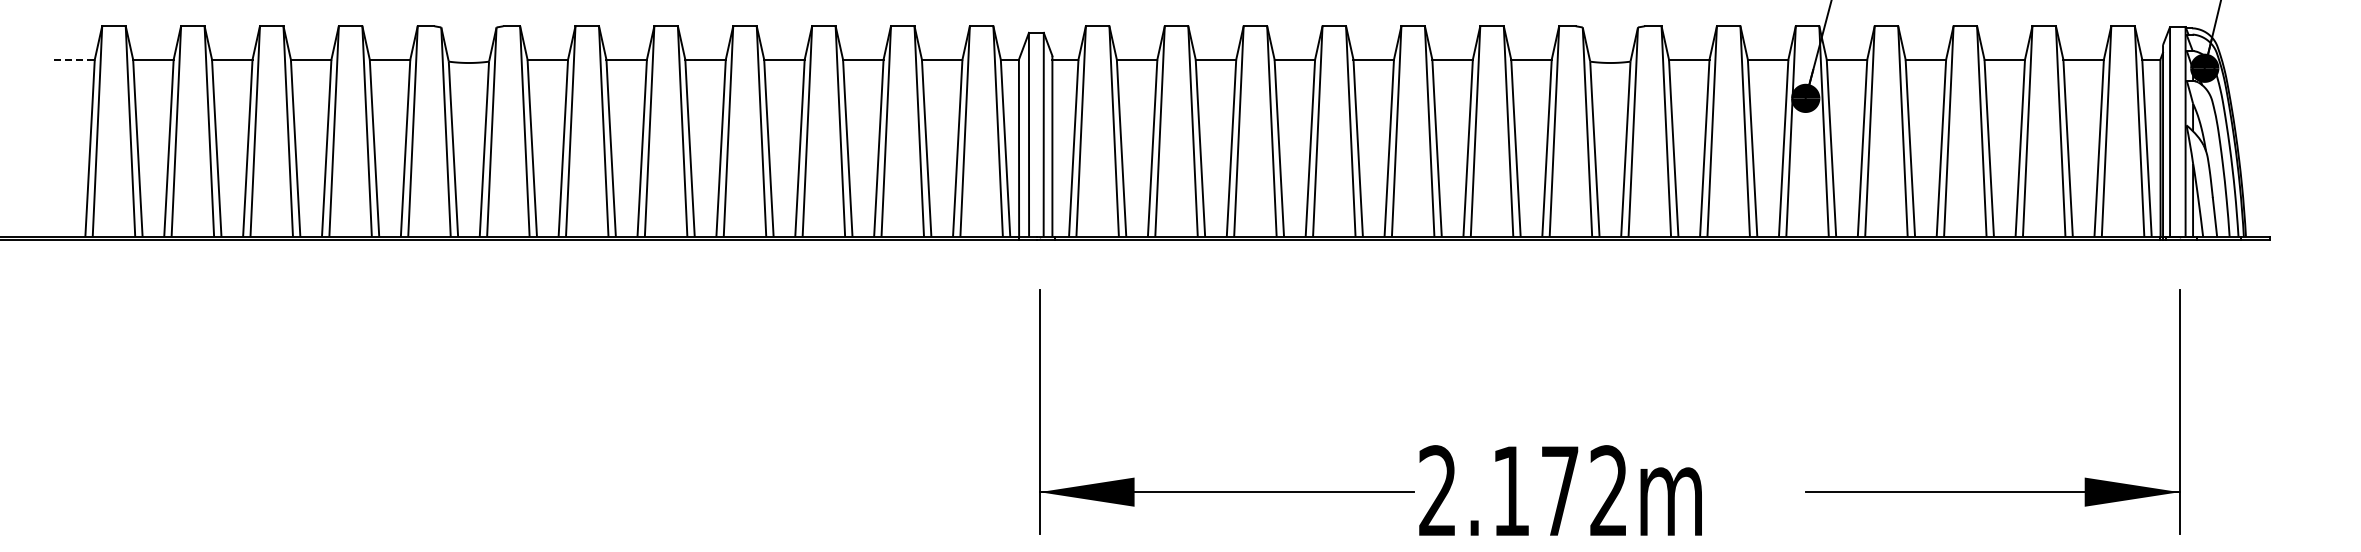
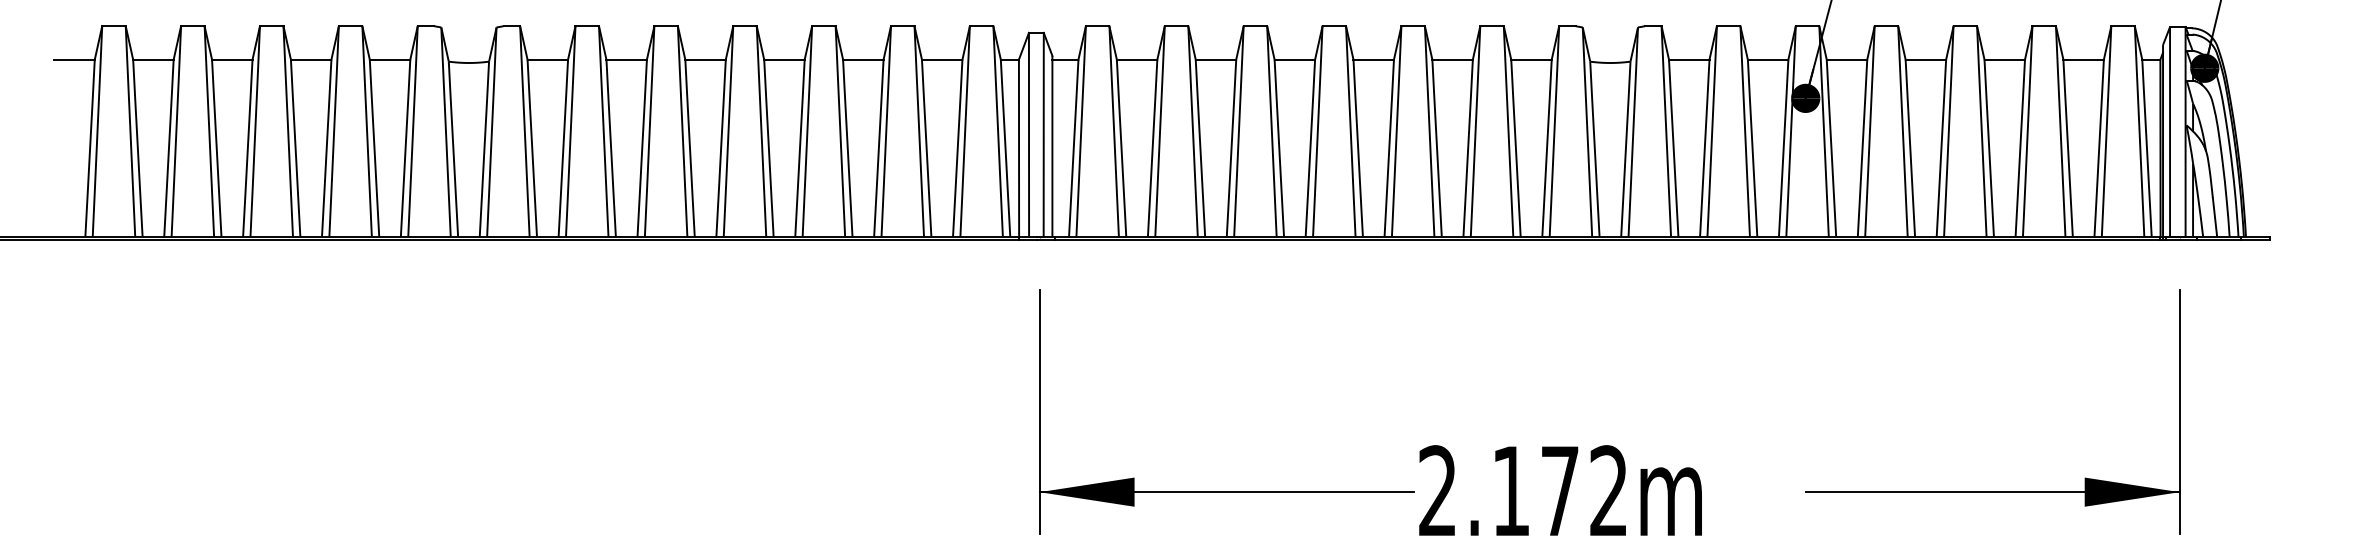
line: dashed -> solid (75, 59)
